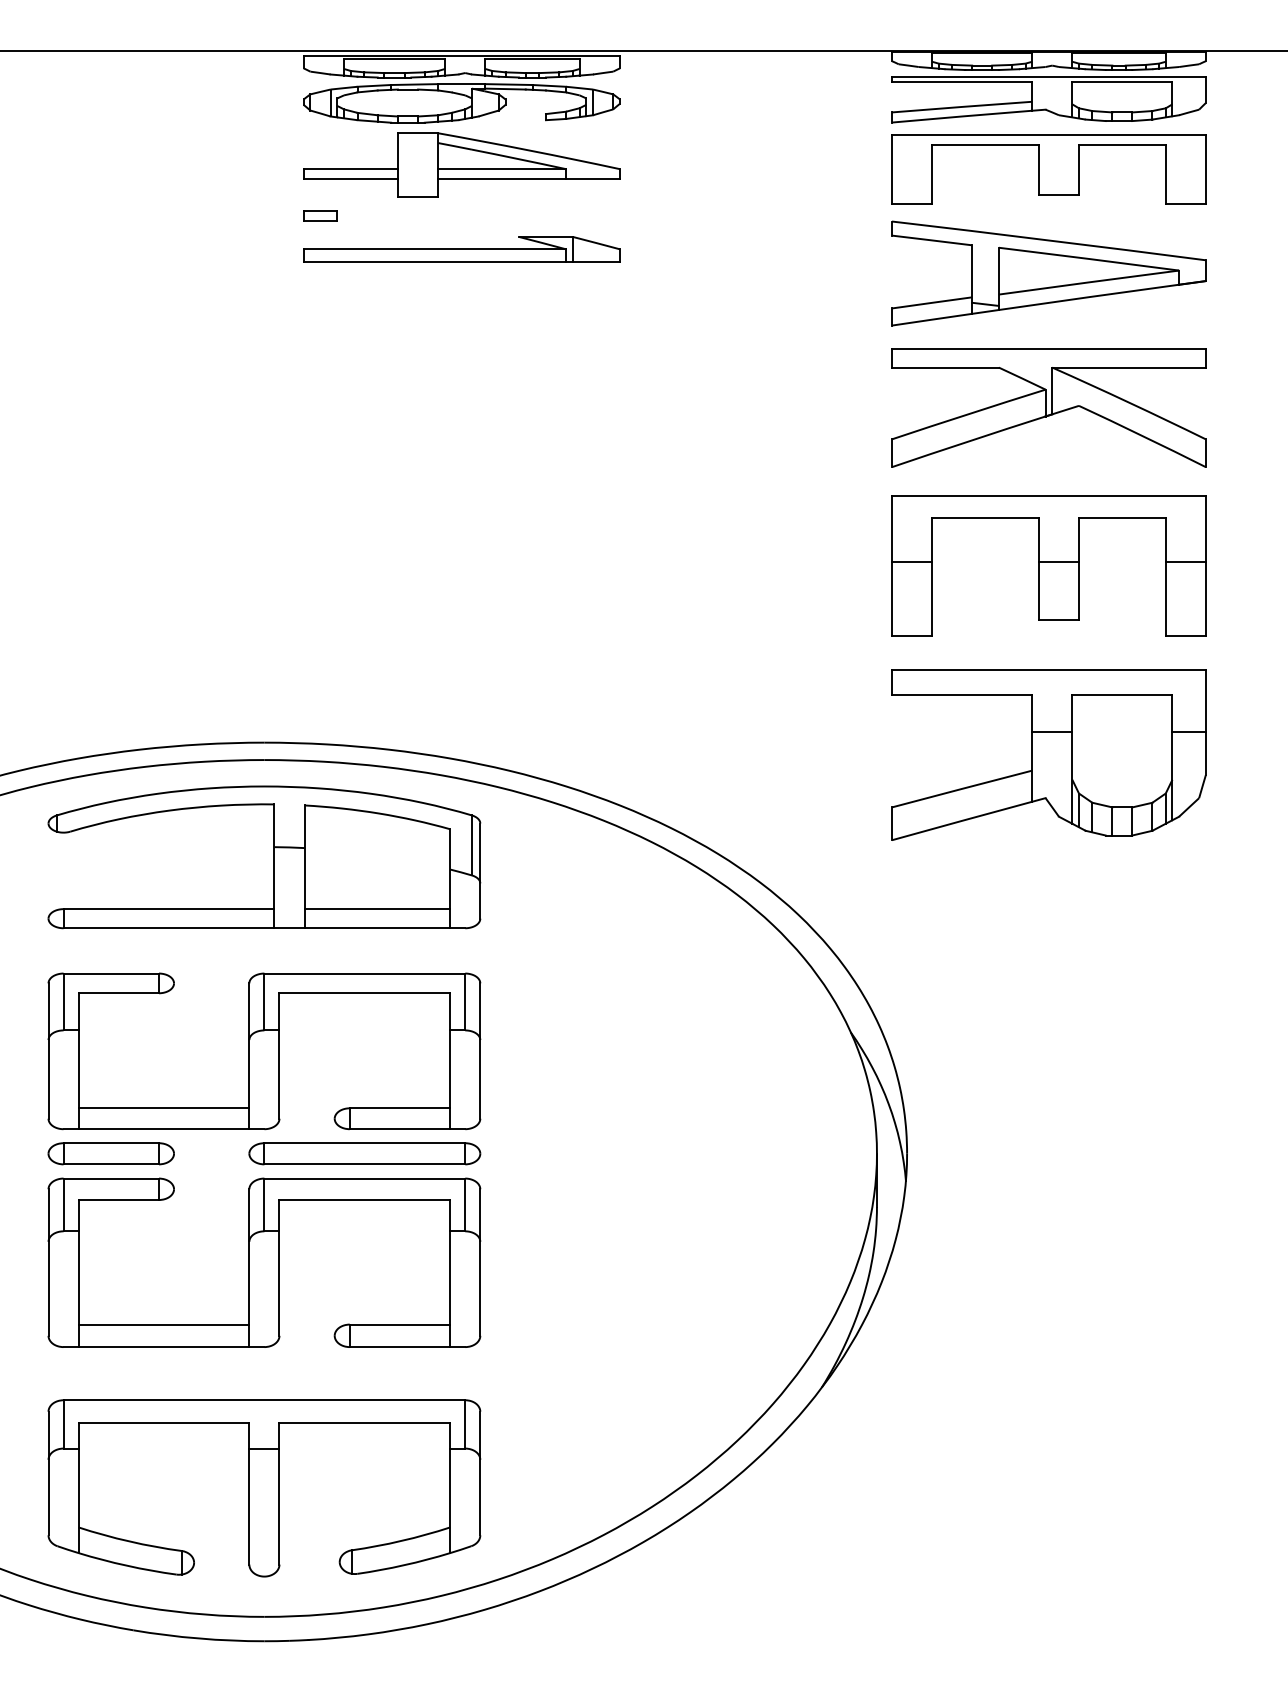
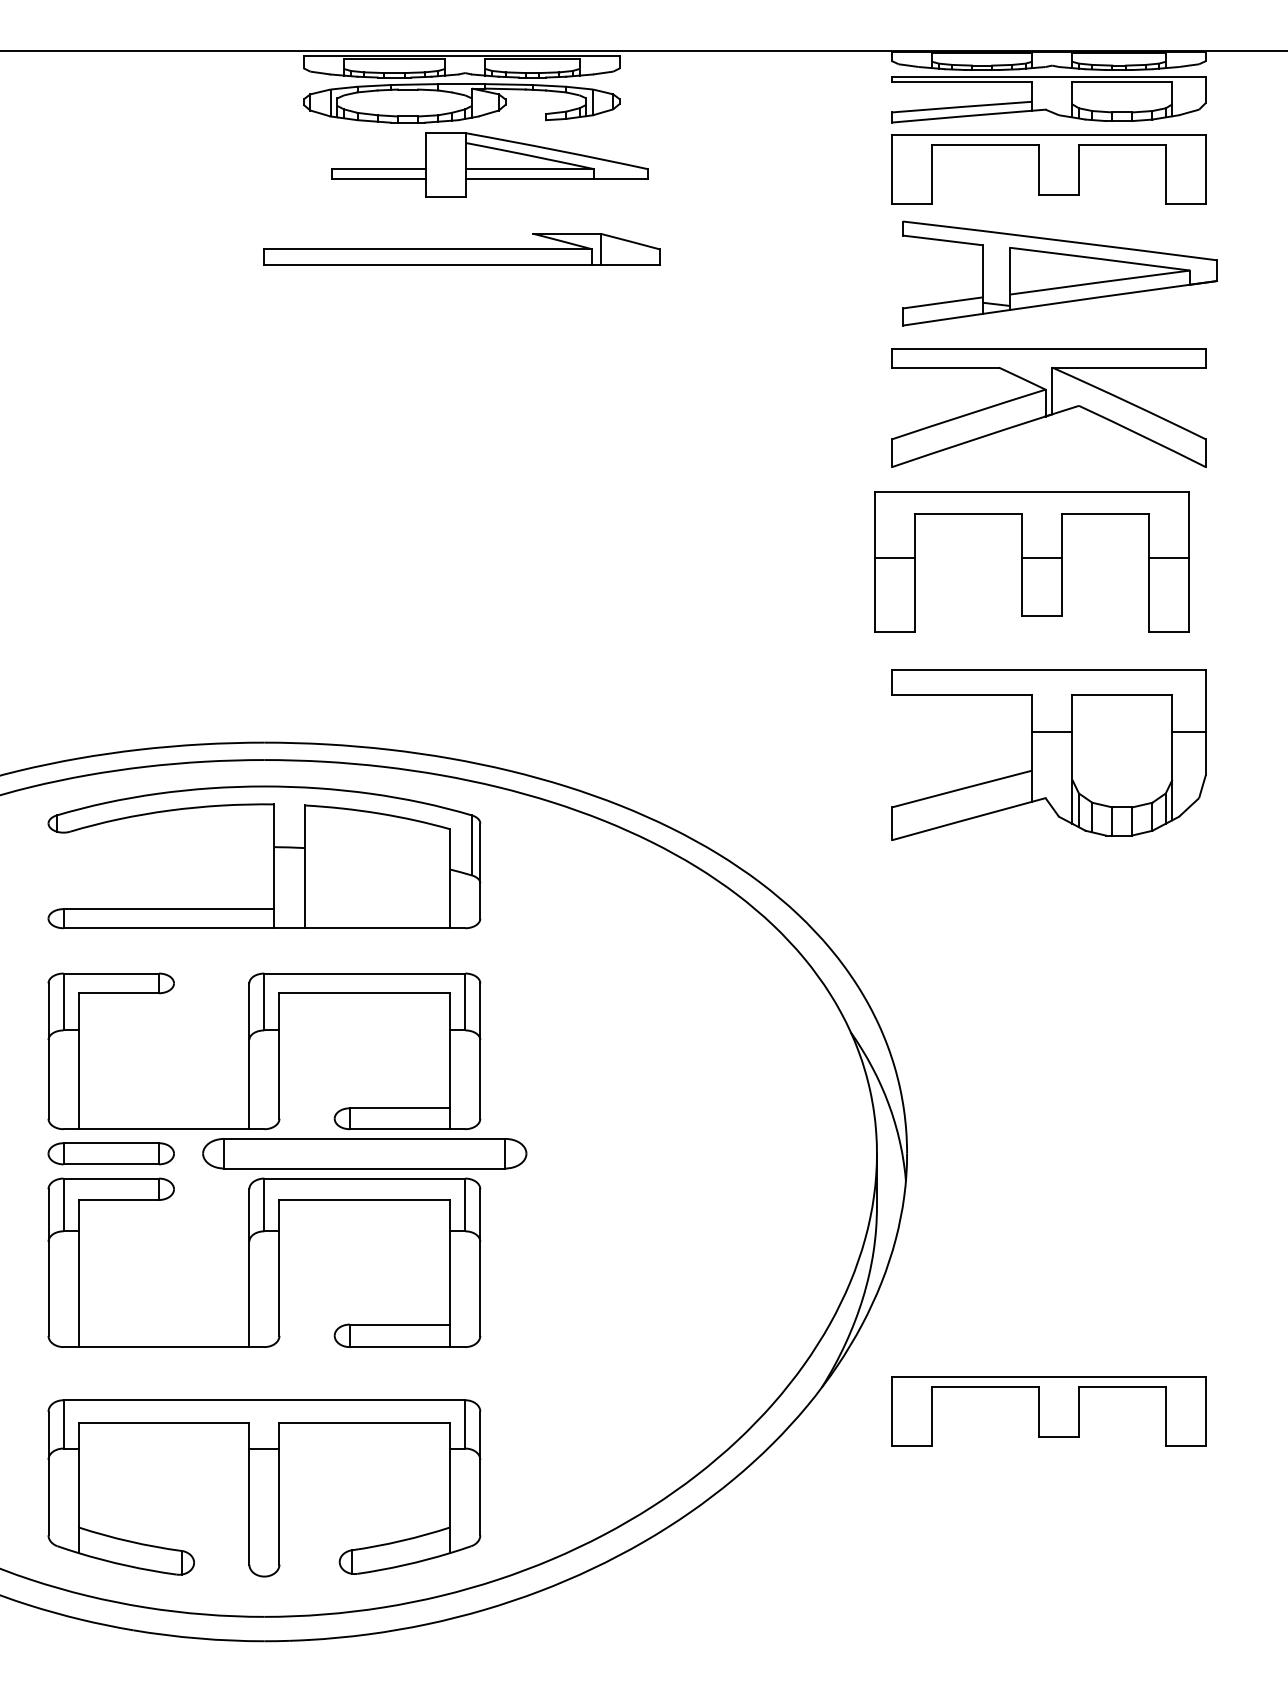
part position: (461, 164) -> (489, 164) (489, 164)
part: present -> none (320, 215)
part size: 318x27 px -> 398x33 px (461, 249)
part position: (1048, 273) -> (1059, 273) (1059, 273)
part position: (1048, 565) -> (1031, 561) (1031, 561)
line: present -> none (377, 909)
line: present -> none (163, 1108)
part size: 234x24 px -> 326x32 px (364, 1153)
line: present -> none (163, 1324)
part: none -> present (1048, 1411)
